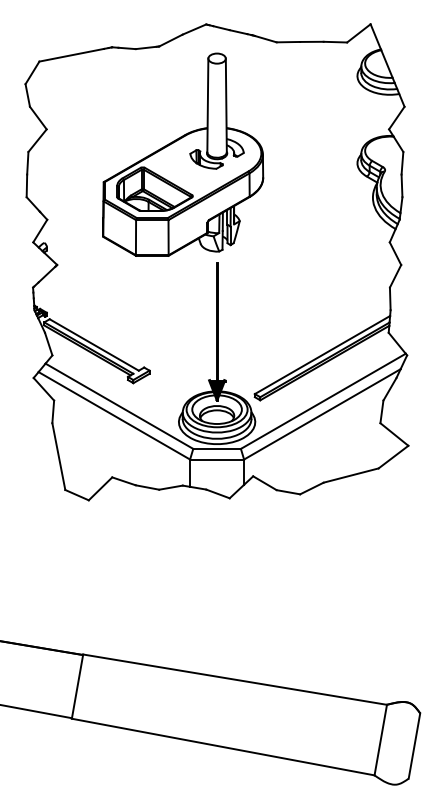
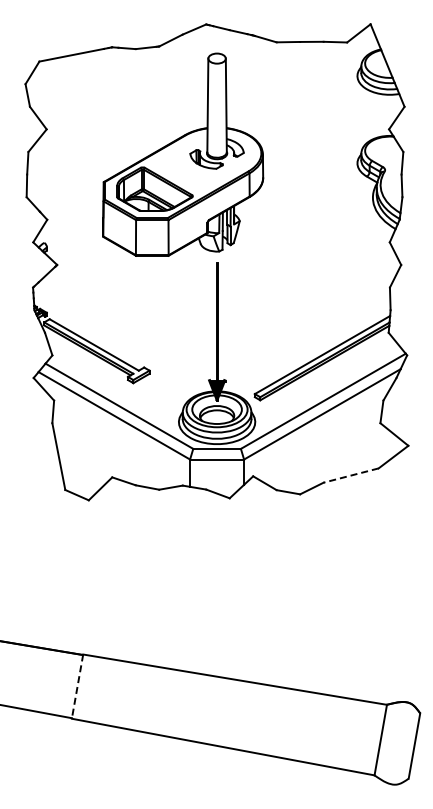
line: solid -> dashed (350, 475)
line: solid -> dashed (77, 686)
